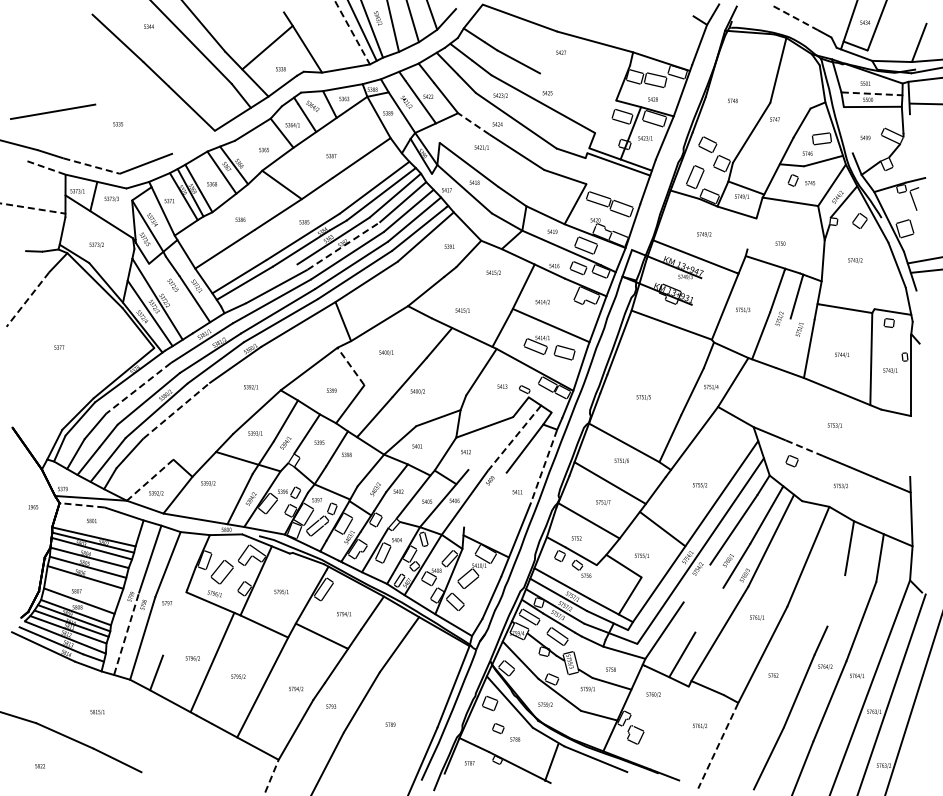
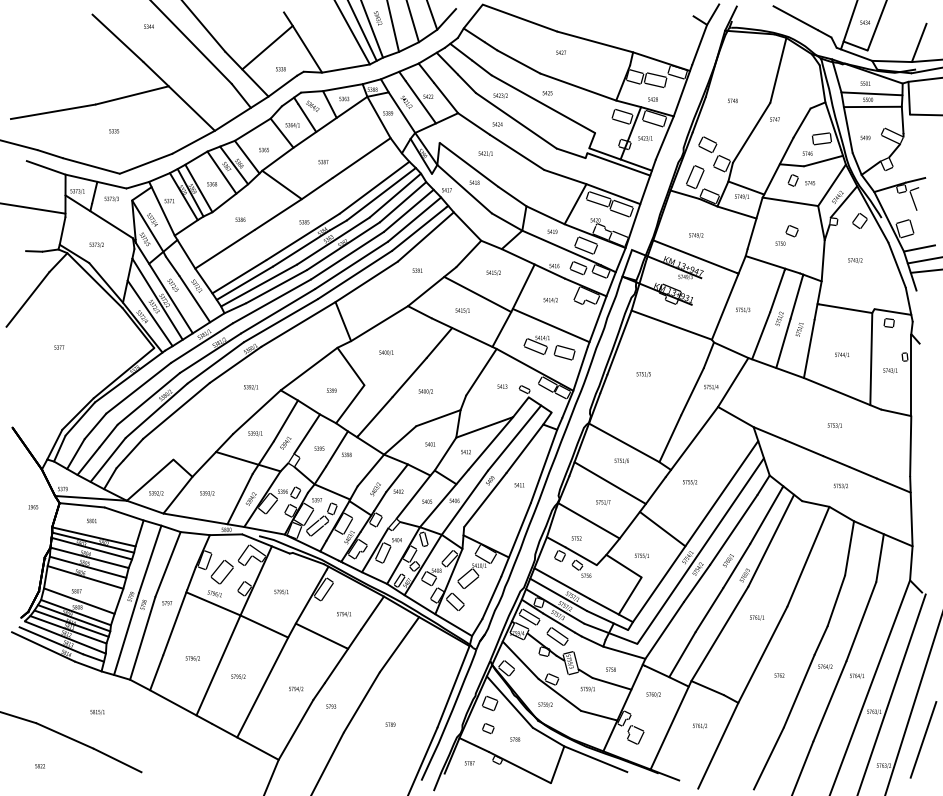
line: dashed -> solid (796, 18)
line: dashed -> solid (352, 32)
line: none -> present (577, 86)
line: dashed -> solid (872, 93)
line: none -> present (132, 95)
line position: (924, 103) -> (924, 114) (924, 114)
line: dashed -> solid (473, 123)
text position: (118, 124) -> (114, 131) (114, 131)
line: none -> present (847, 129)
line: none -> present (193, 142)
text position: (481, 147) -> (485, 153) (485, 153)
text position: (331, 156) -> (323, 162) (323, 162)
line: none -> present (247, 157)
line: dashed -> solid (91, 166)
line: dashed -> solid (45, 167)
line: none -> present (612, 193)
line: dashed -> solid (32, 208)
line: none -> present (751, 233)
text position: (704, 234) -> (696, 235) (696, 235)
line: dashed -> solid (343, 245)
text position: (449, 246) -> (417, 270) (417, 270)
line: none -> present (919, 248)
line: none -> present (258, 285)
line: none -> present (477, 294)
line: none -> present (170, 298)
line: dashed -> solid (27, 300)
text position: (542, 301) -> (550, 299) (550, 299)
line: none -> present (783, 343)
line: dashed -> solid (350, 366)
line: dashed -> solid (138, 388)
text position: (417, 391) -> (425, 391) (425, 391)
text position: (643, 397) -> (643, 374) (643, 374)
line: dashed -> solid (176, 410)
line: dashed -> solid (514, 438)
text position: (319, 442) -> (319, 448) (319, 448)
line: none -> present (490, 443)
text position: (417, 446) -> (430, 444) (430, 444)
line: none -> present (910, 446)
line: dashed -> solid (803, 448)
part position: (791, 461) -> (791, 231) (791, 231)
line: dashed -> solid (543, 466)
line: dashed -> solid (150, 480)
text position: (208, 483) -> (207, 493) (207, 493)
text position: (699, 485) -> (689, 482) (689, 482)
text position: (517, 492) -> (519, 485) (519, 485)
line: none -> present (485, 499)
line: dashed -> solid (81, 505)
line: none -> present (696, 583)
line: none -> present (835, 600)
line: none -> present (708, 609)
line: none -> present (174, 623)
line: dashed -> solid (126, 633)
line position: (212, 662) -> (218, 665) (218, 665)
text position: (773, 675) -> (779, 675) (779, 675)
part position: (498, 728) -> (488, 728) (488, 728)
line: none -> present (669, 728)
line: none -> present (923, 739)
line: dashed -> solid (718, 746)
line position: (551, 762) -> (557, 764) (557, 764)
line: dashed -> solid (271, 777)
